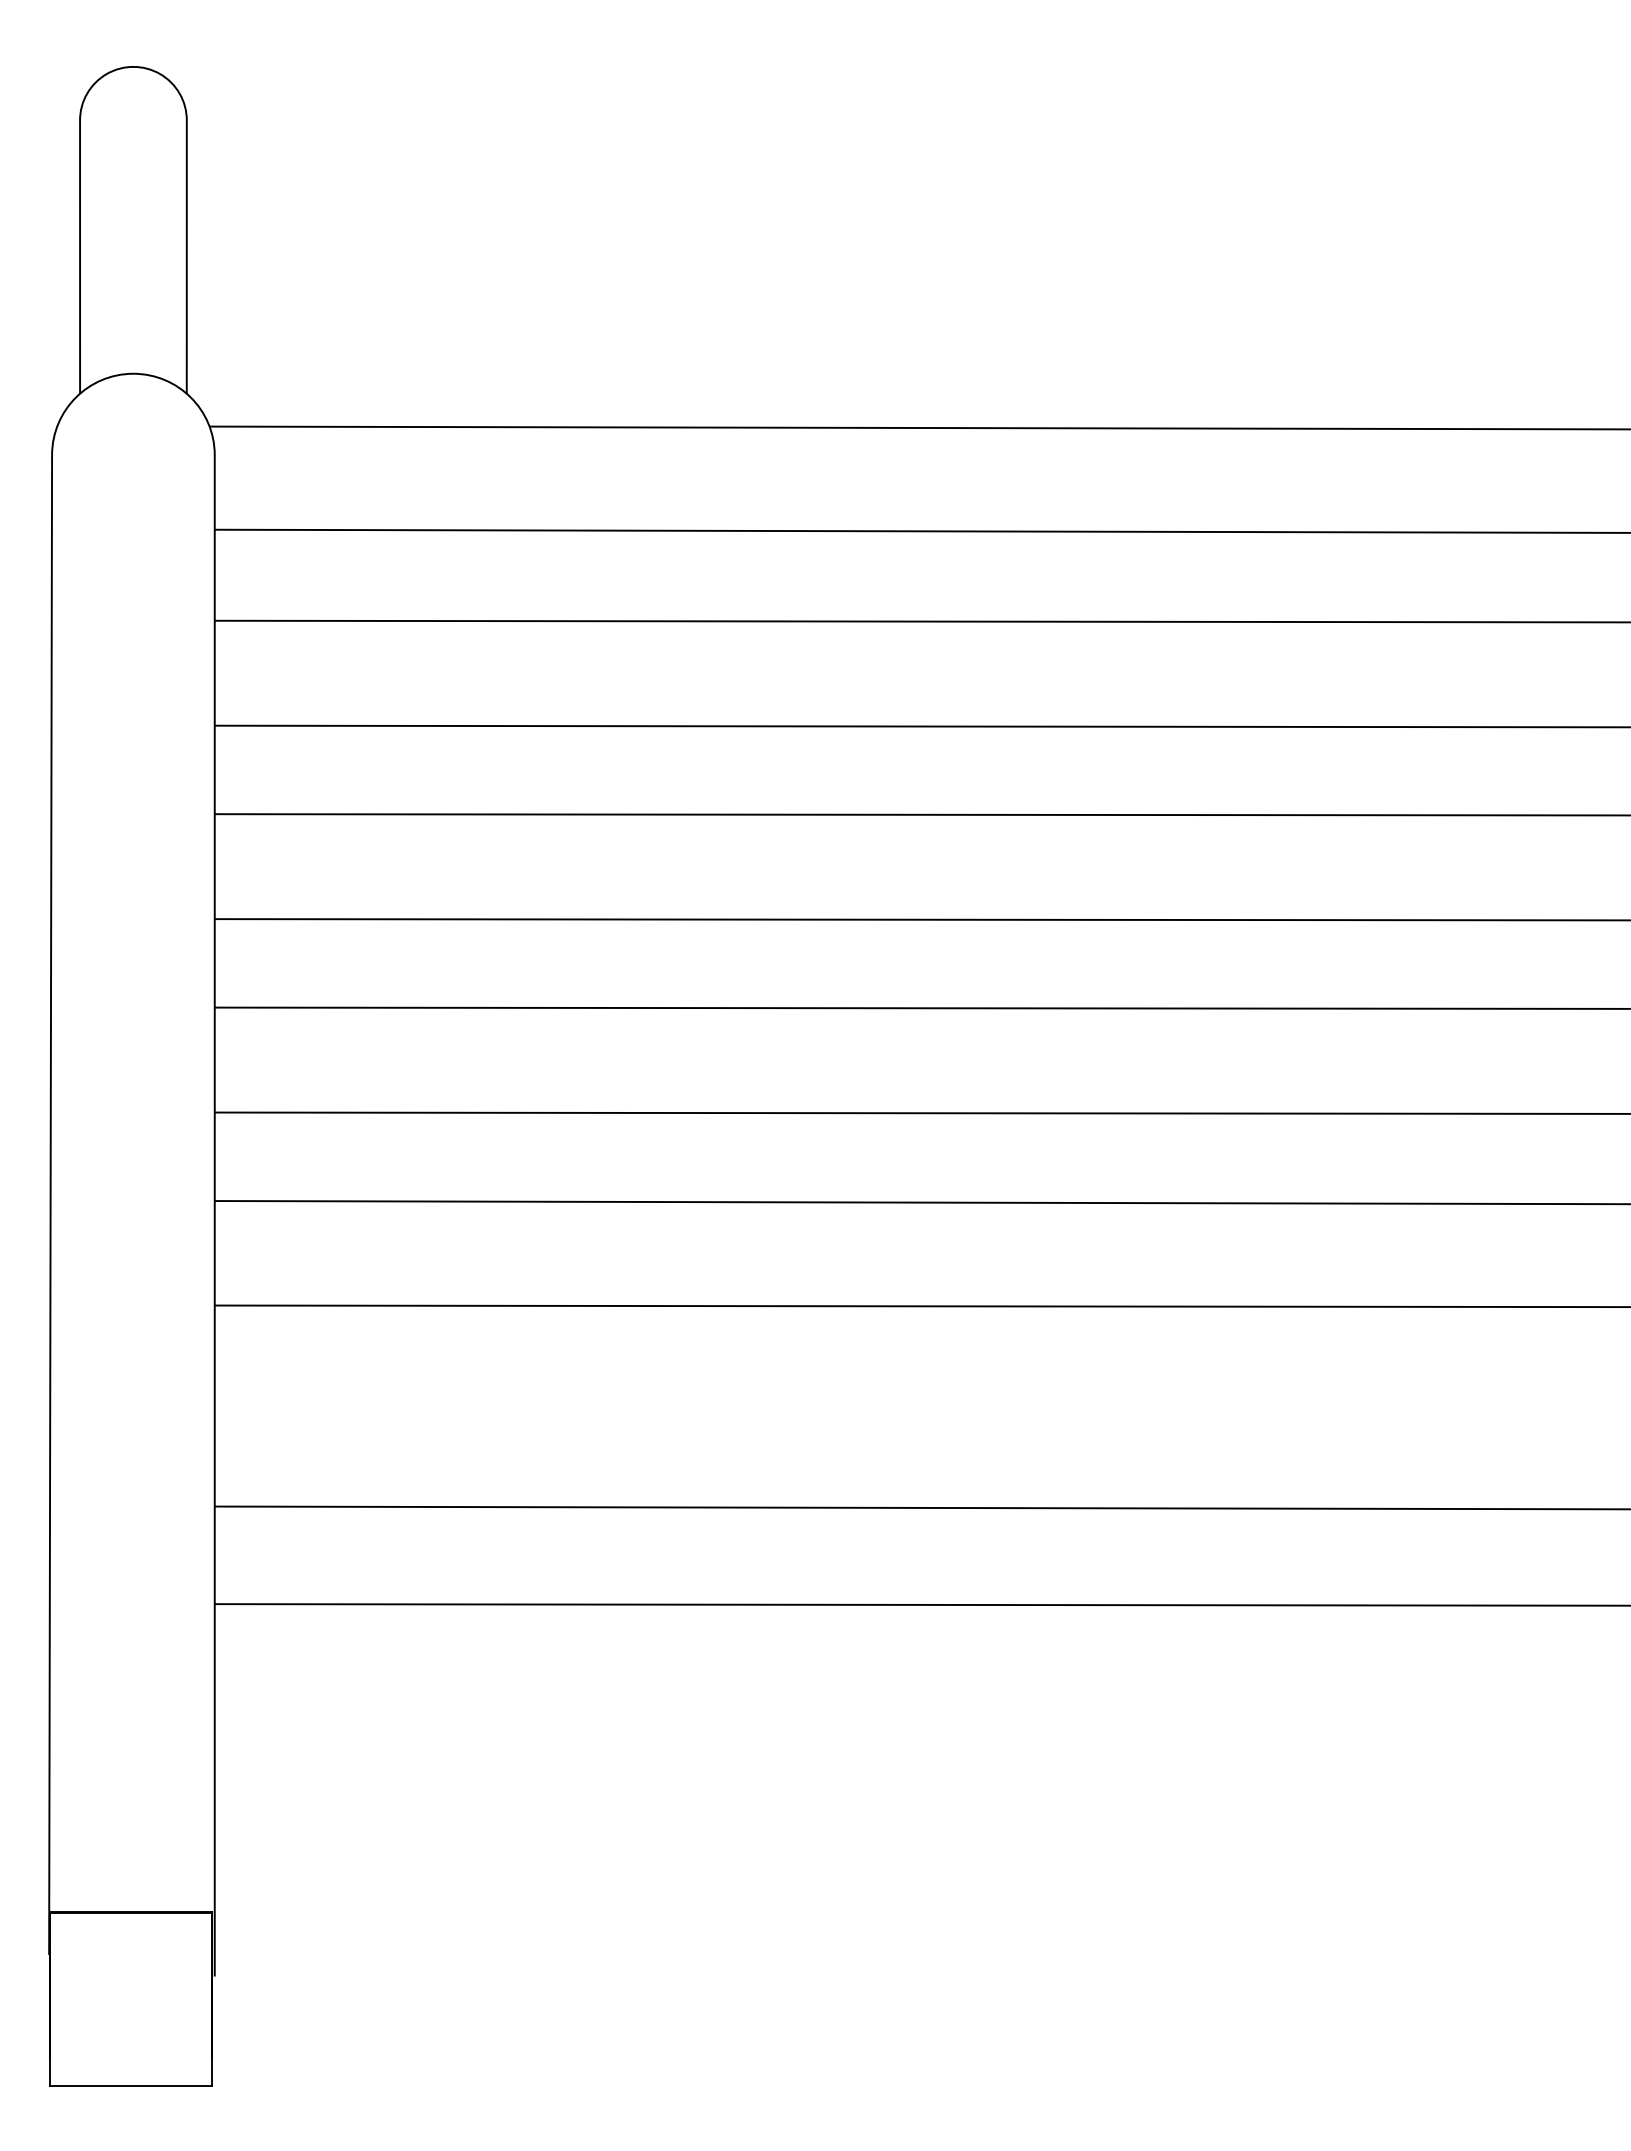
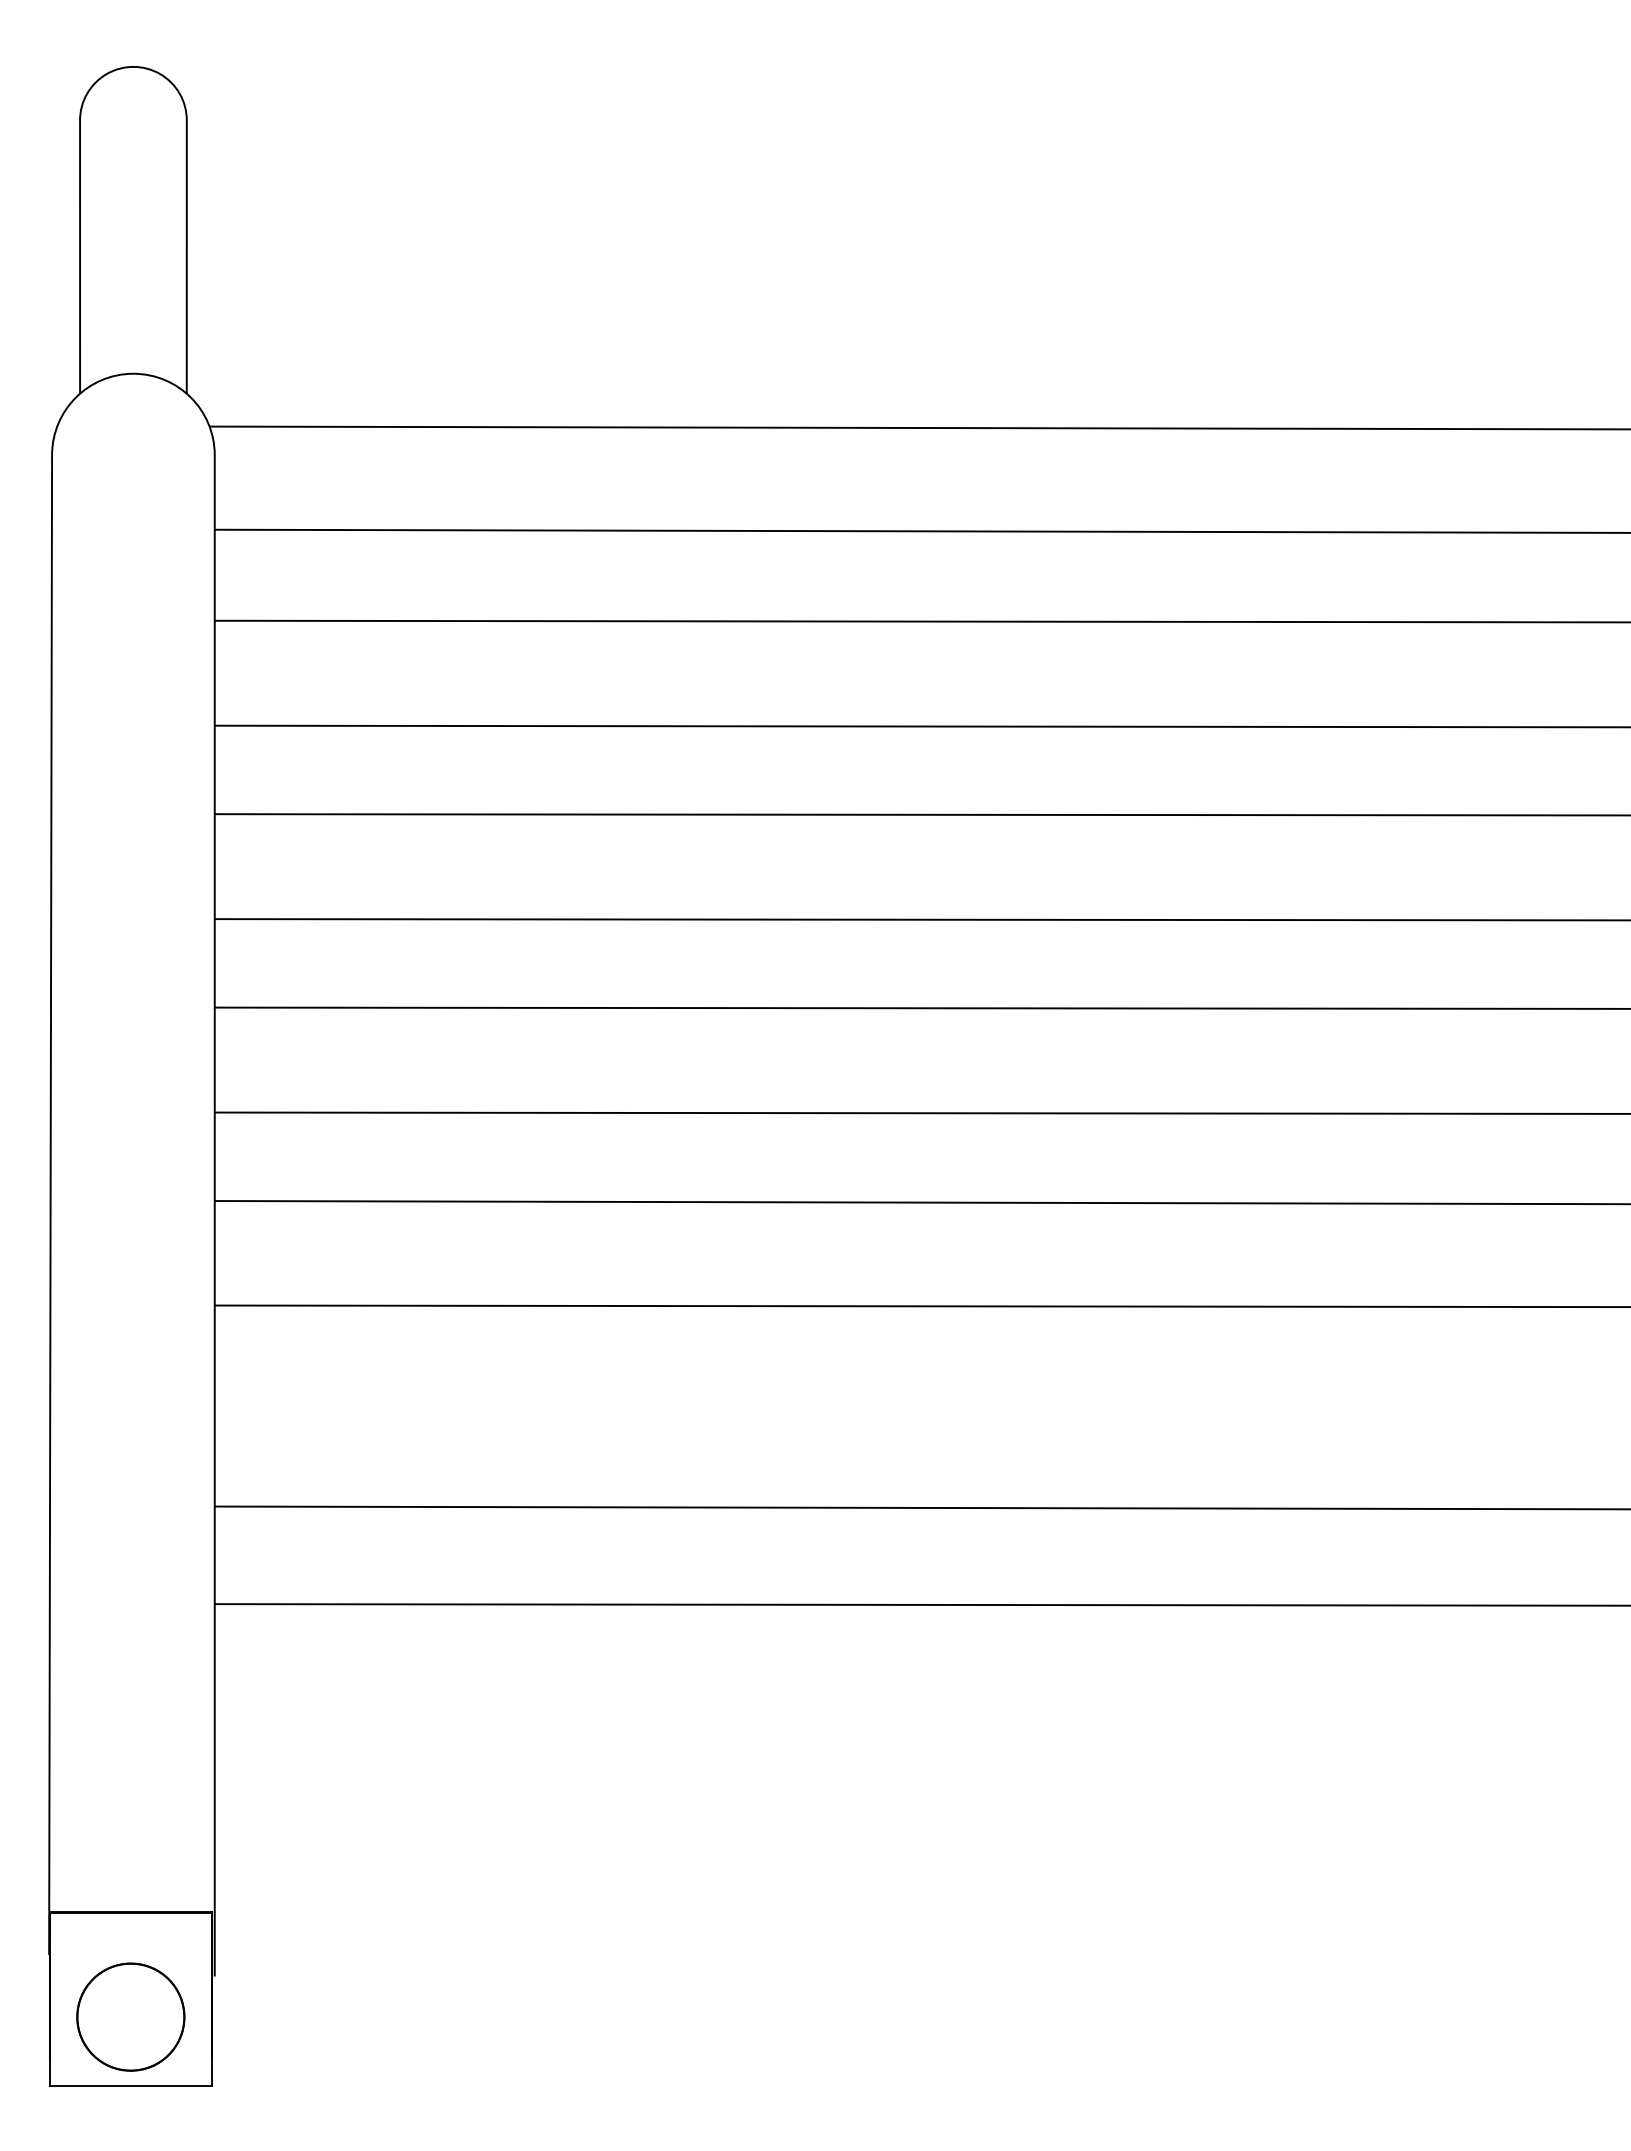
circle: none -> present (130, 2016)
